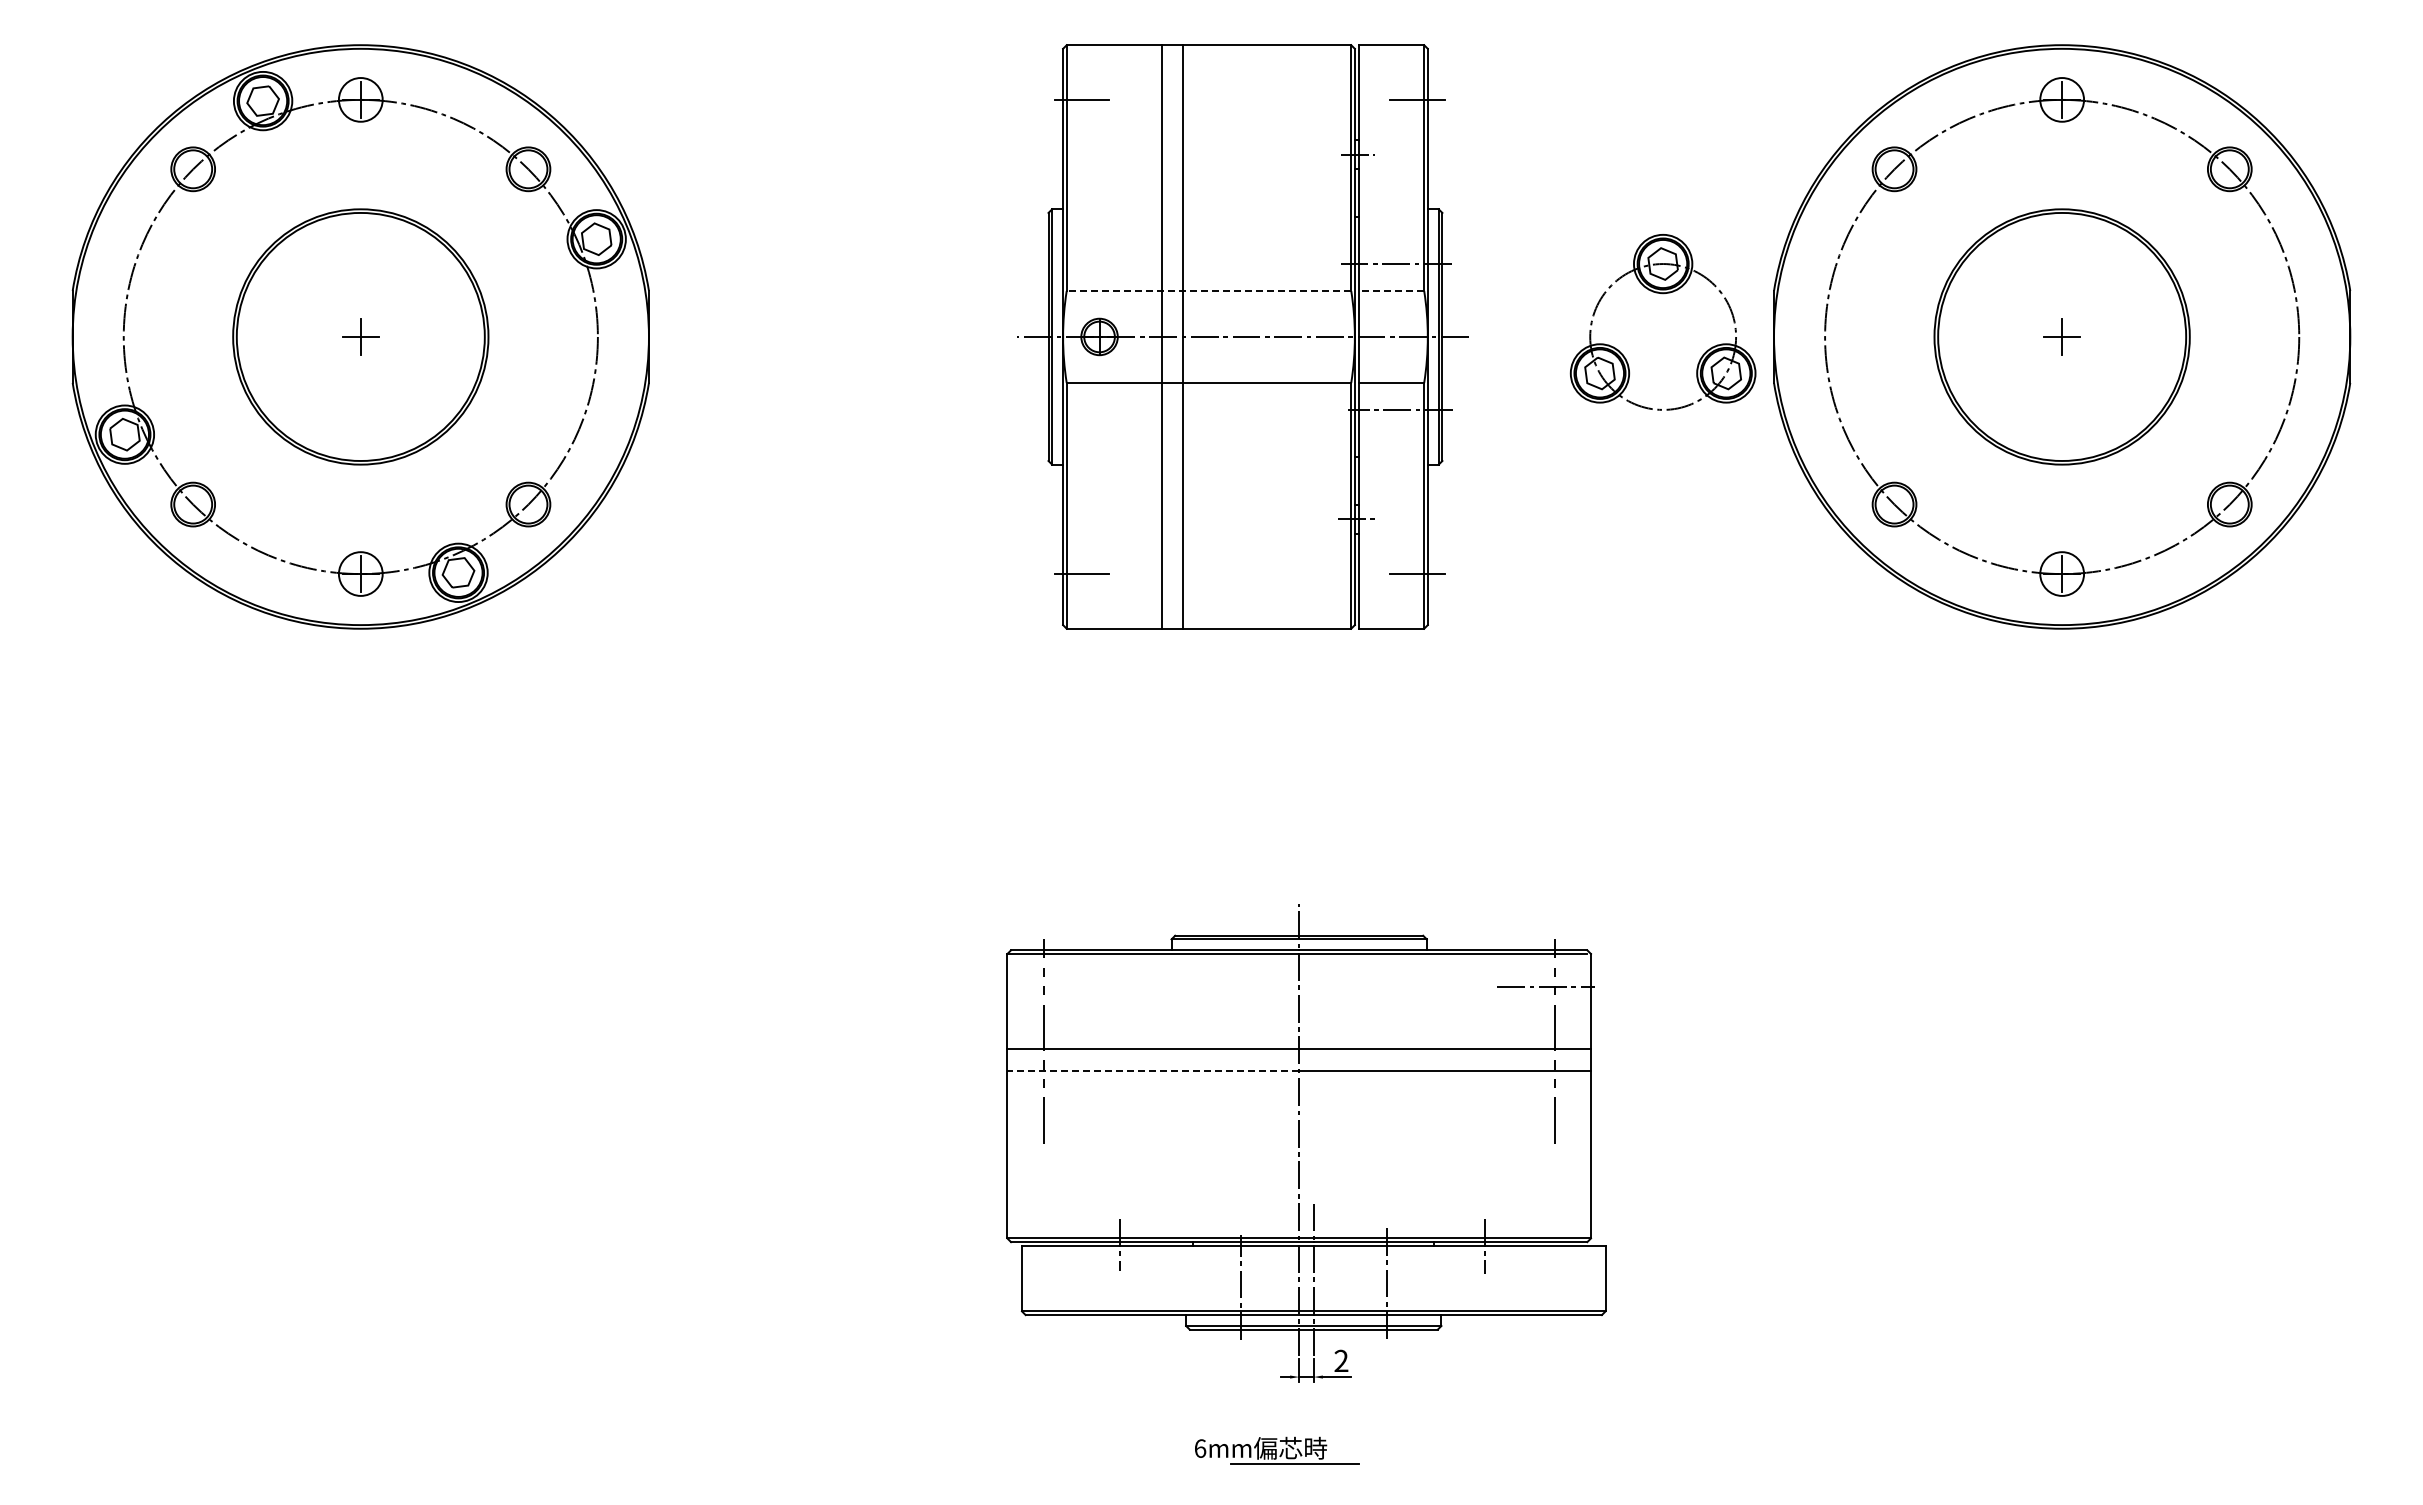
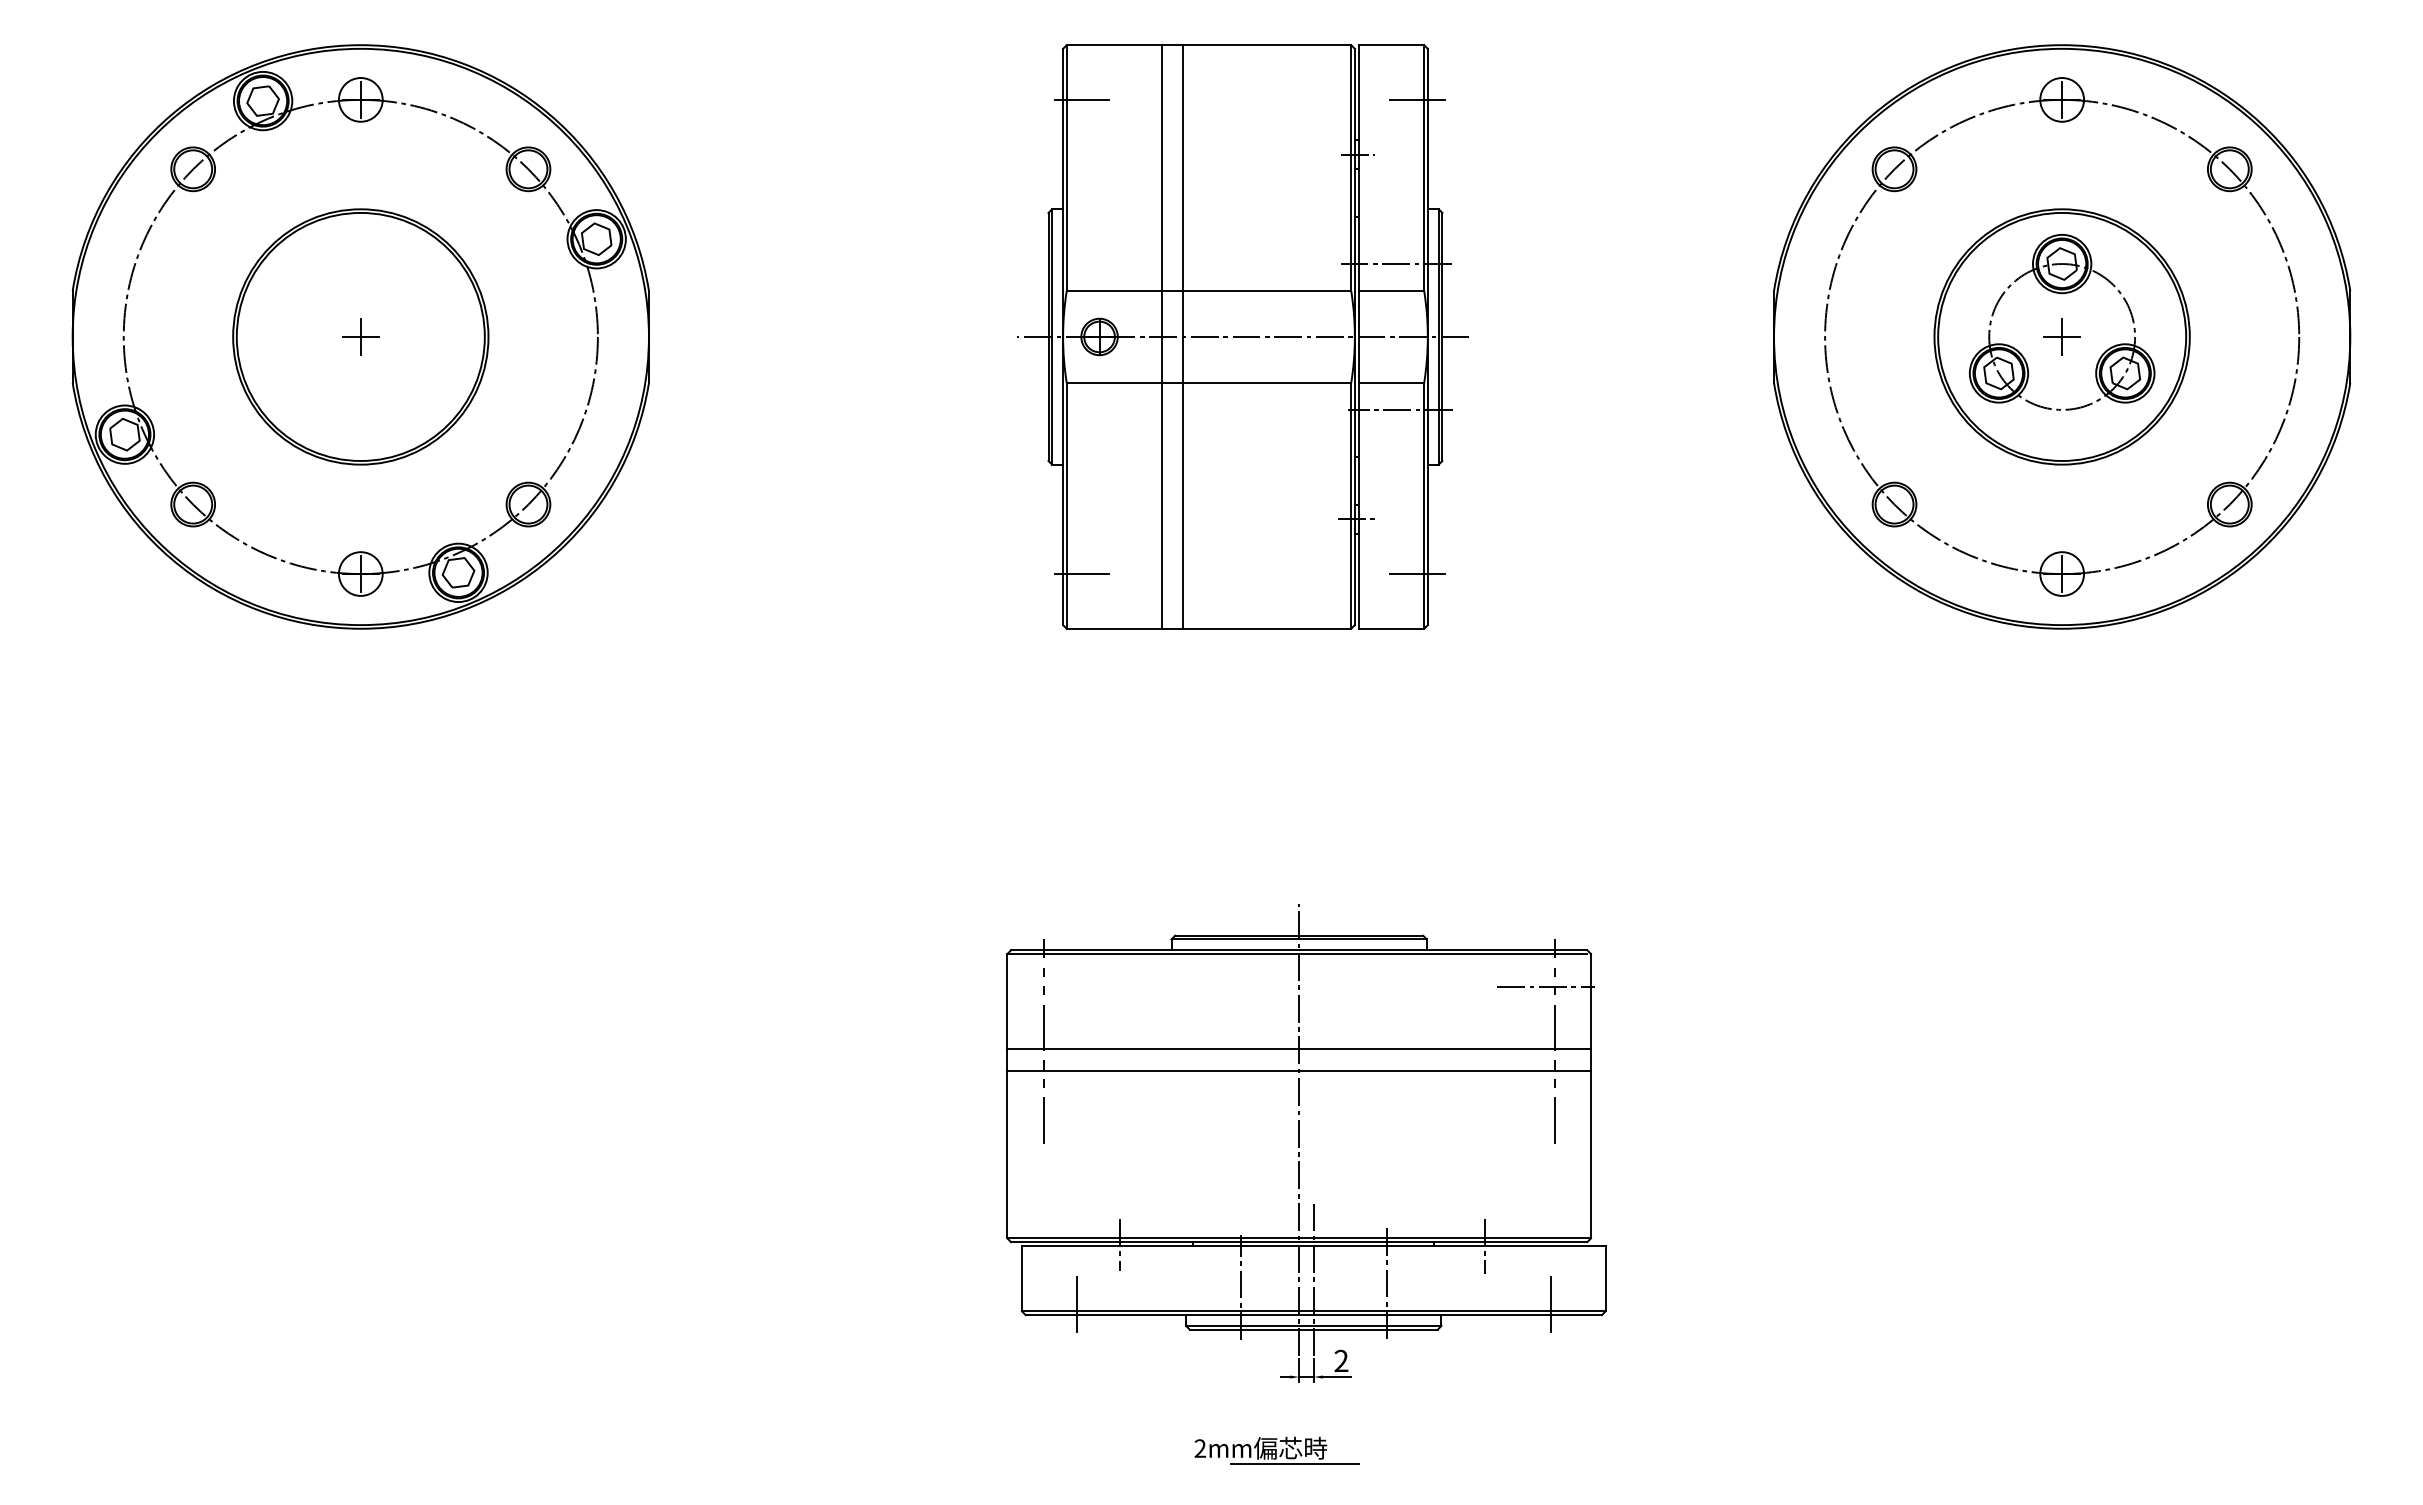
line: dashed -> solid (1208, 290)
line: dashed -> solid (1391, 290)
part position: (1662, 294) -> (2061, 294) (2061, 294)
line: dashed -> solid (1153, 1070)
line: none -> present (1076, 1303)
line: none -> present (1550, 1303)
text: 6mm -> 2mm (1200, 1448)
